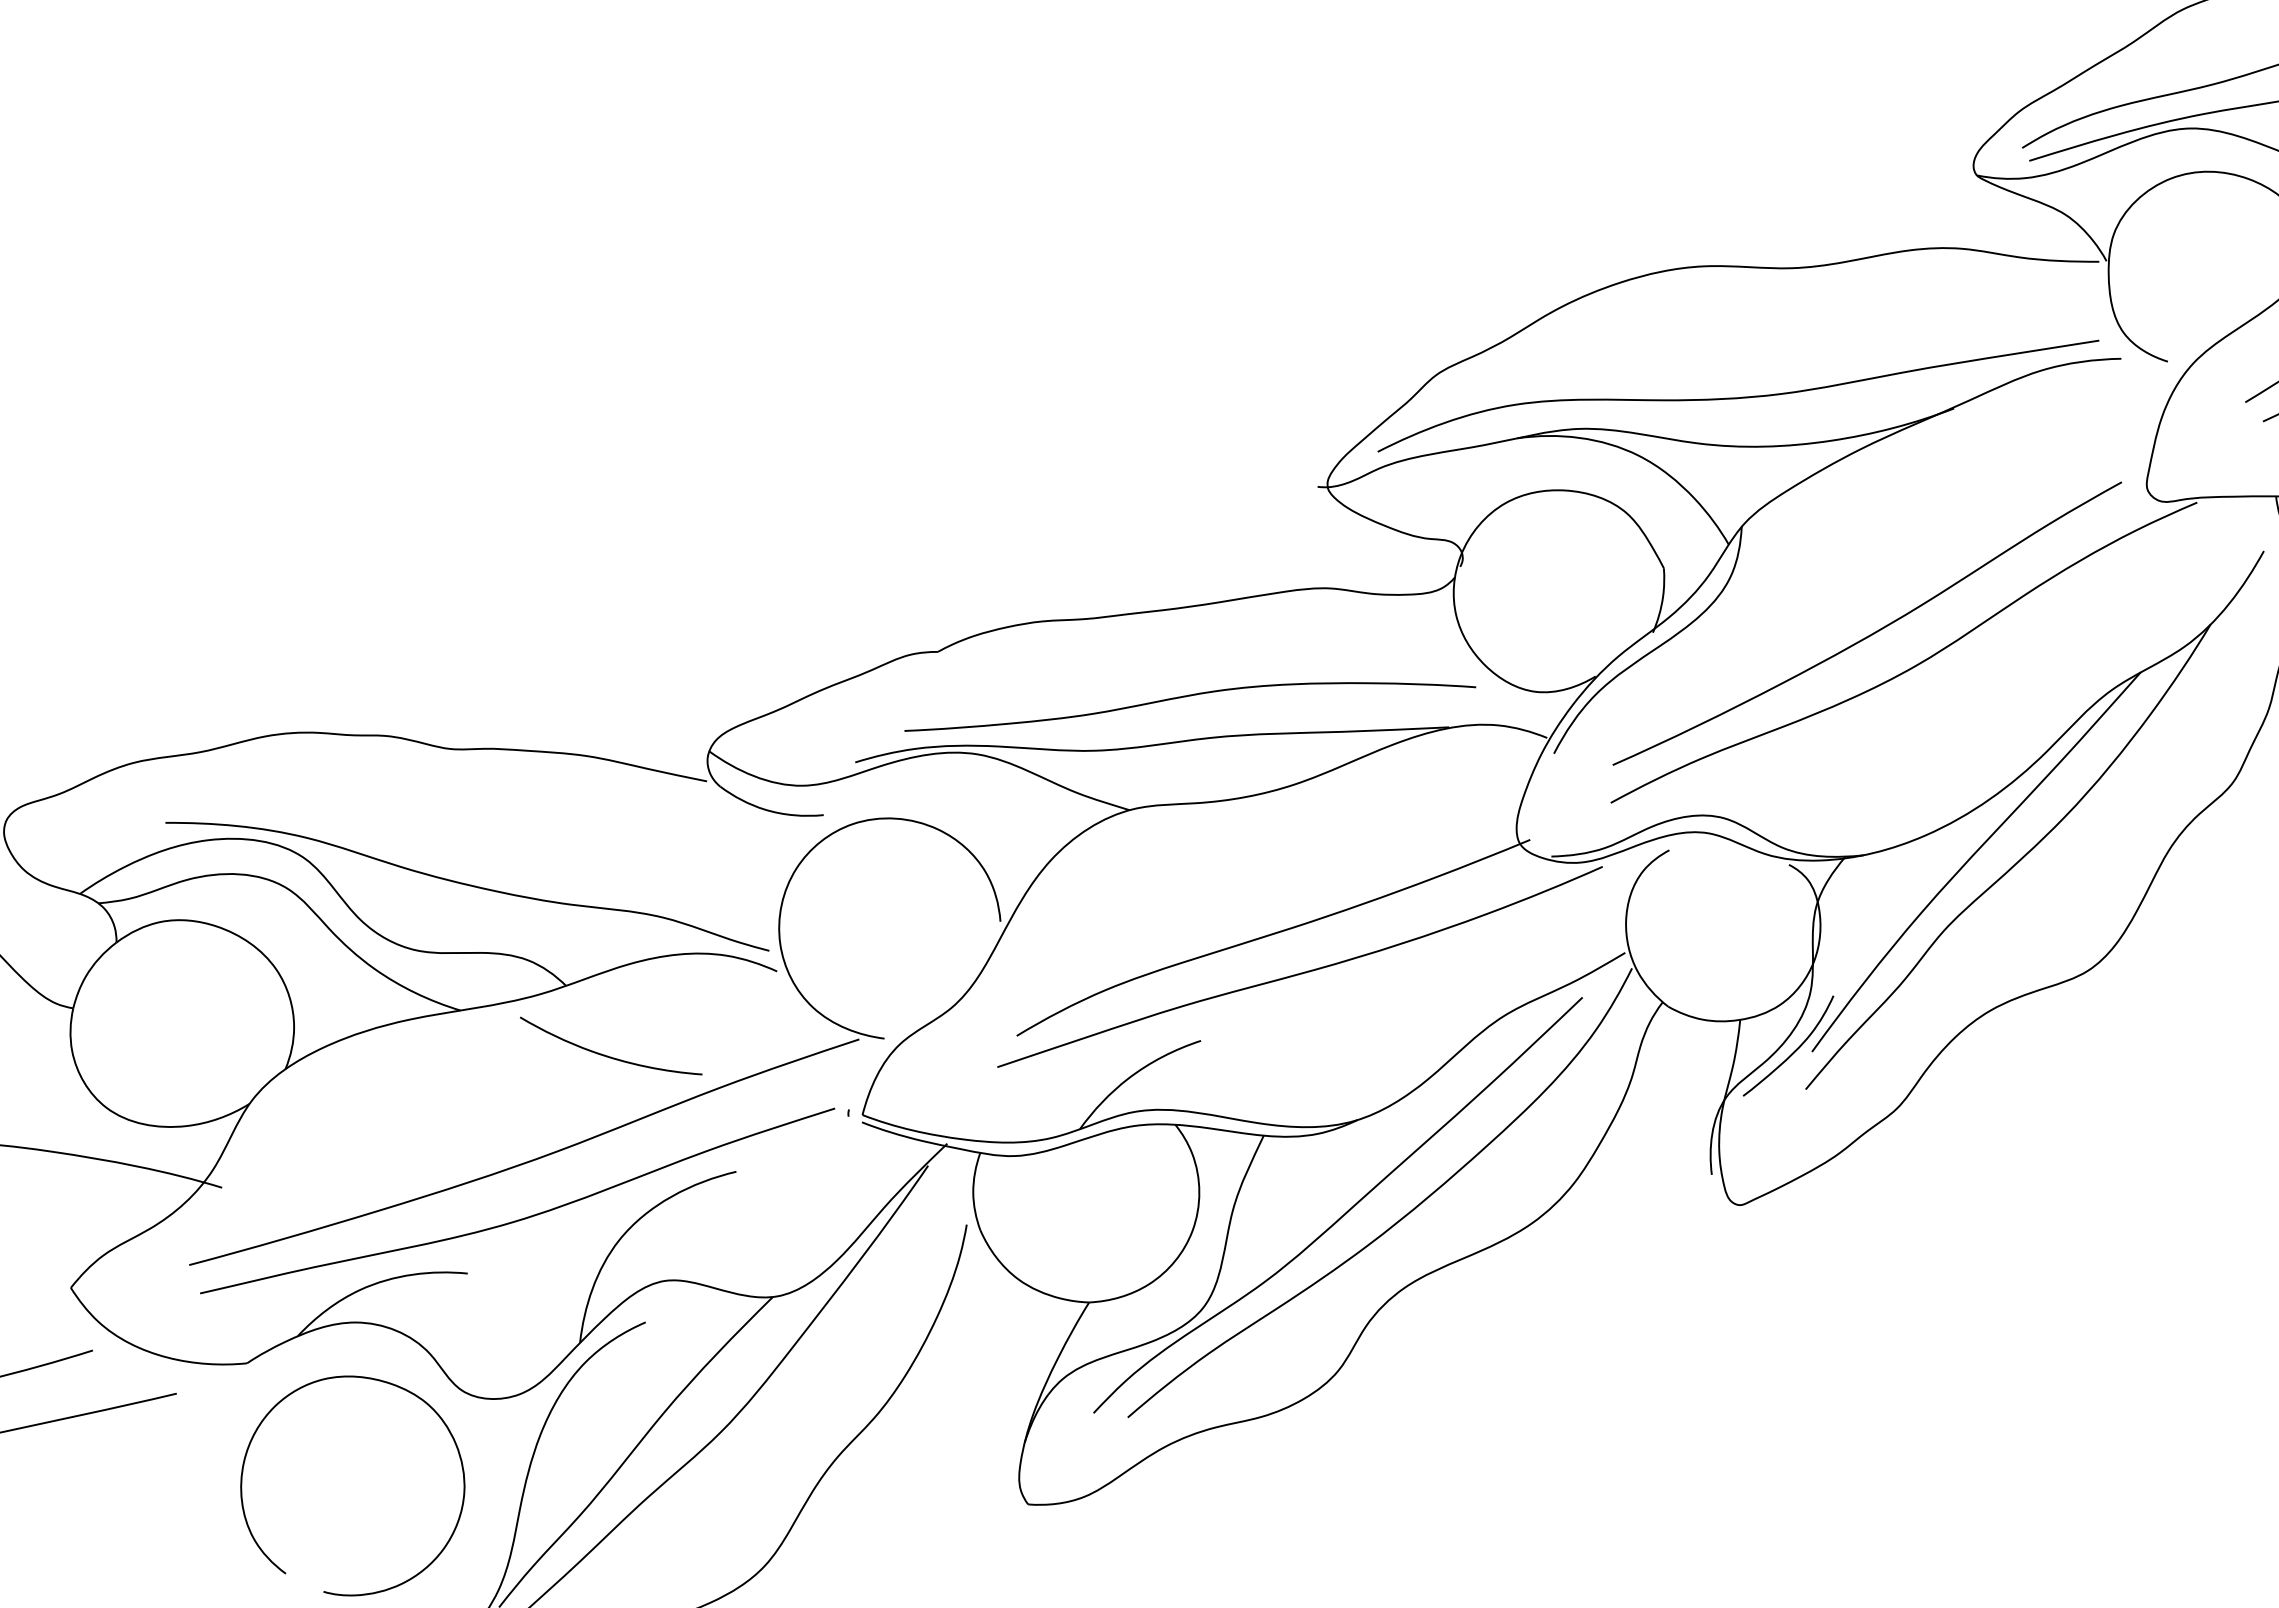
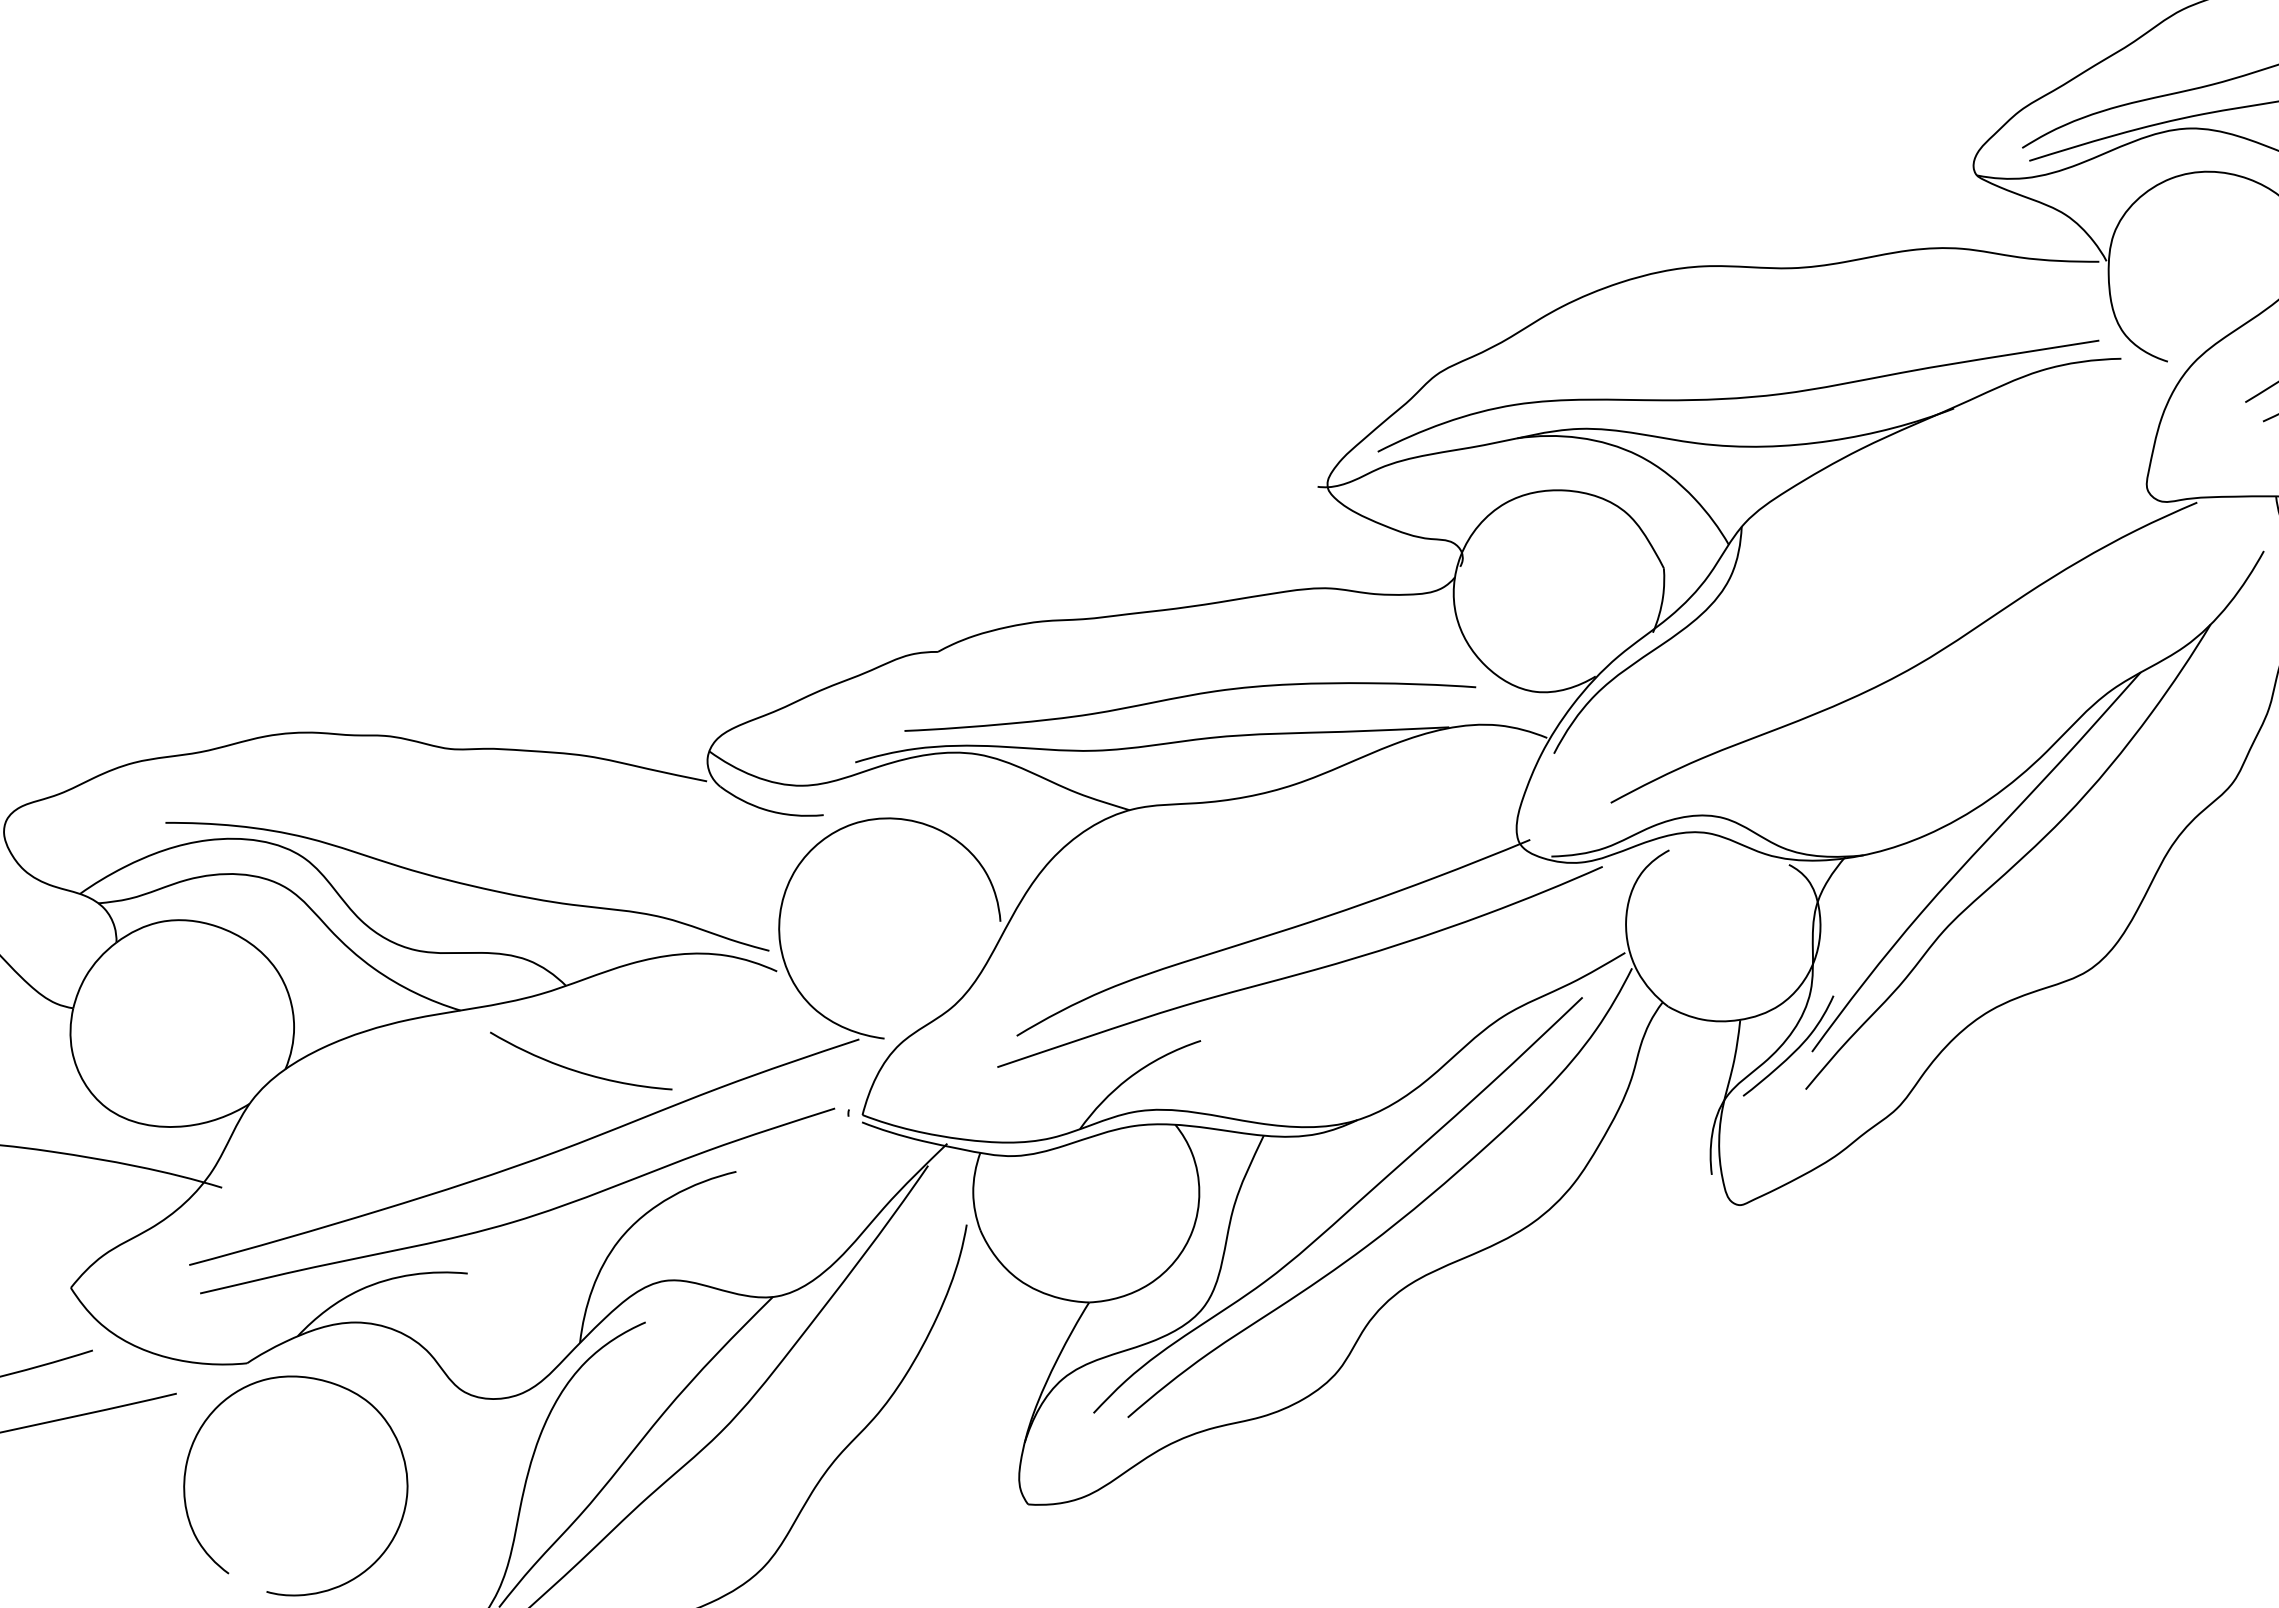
curve: present -> none (1871, 633)
curve position: (607, 1055) -> (577, 1070) (577, 1070)
curve position: (368, 1379) -> (311, 1379) (311, 1379)
